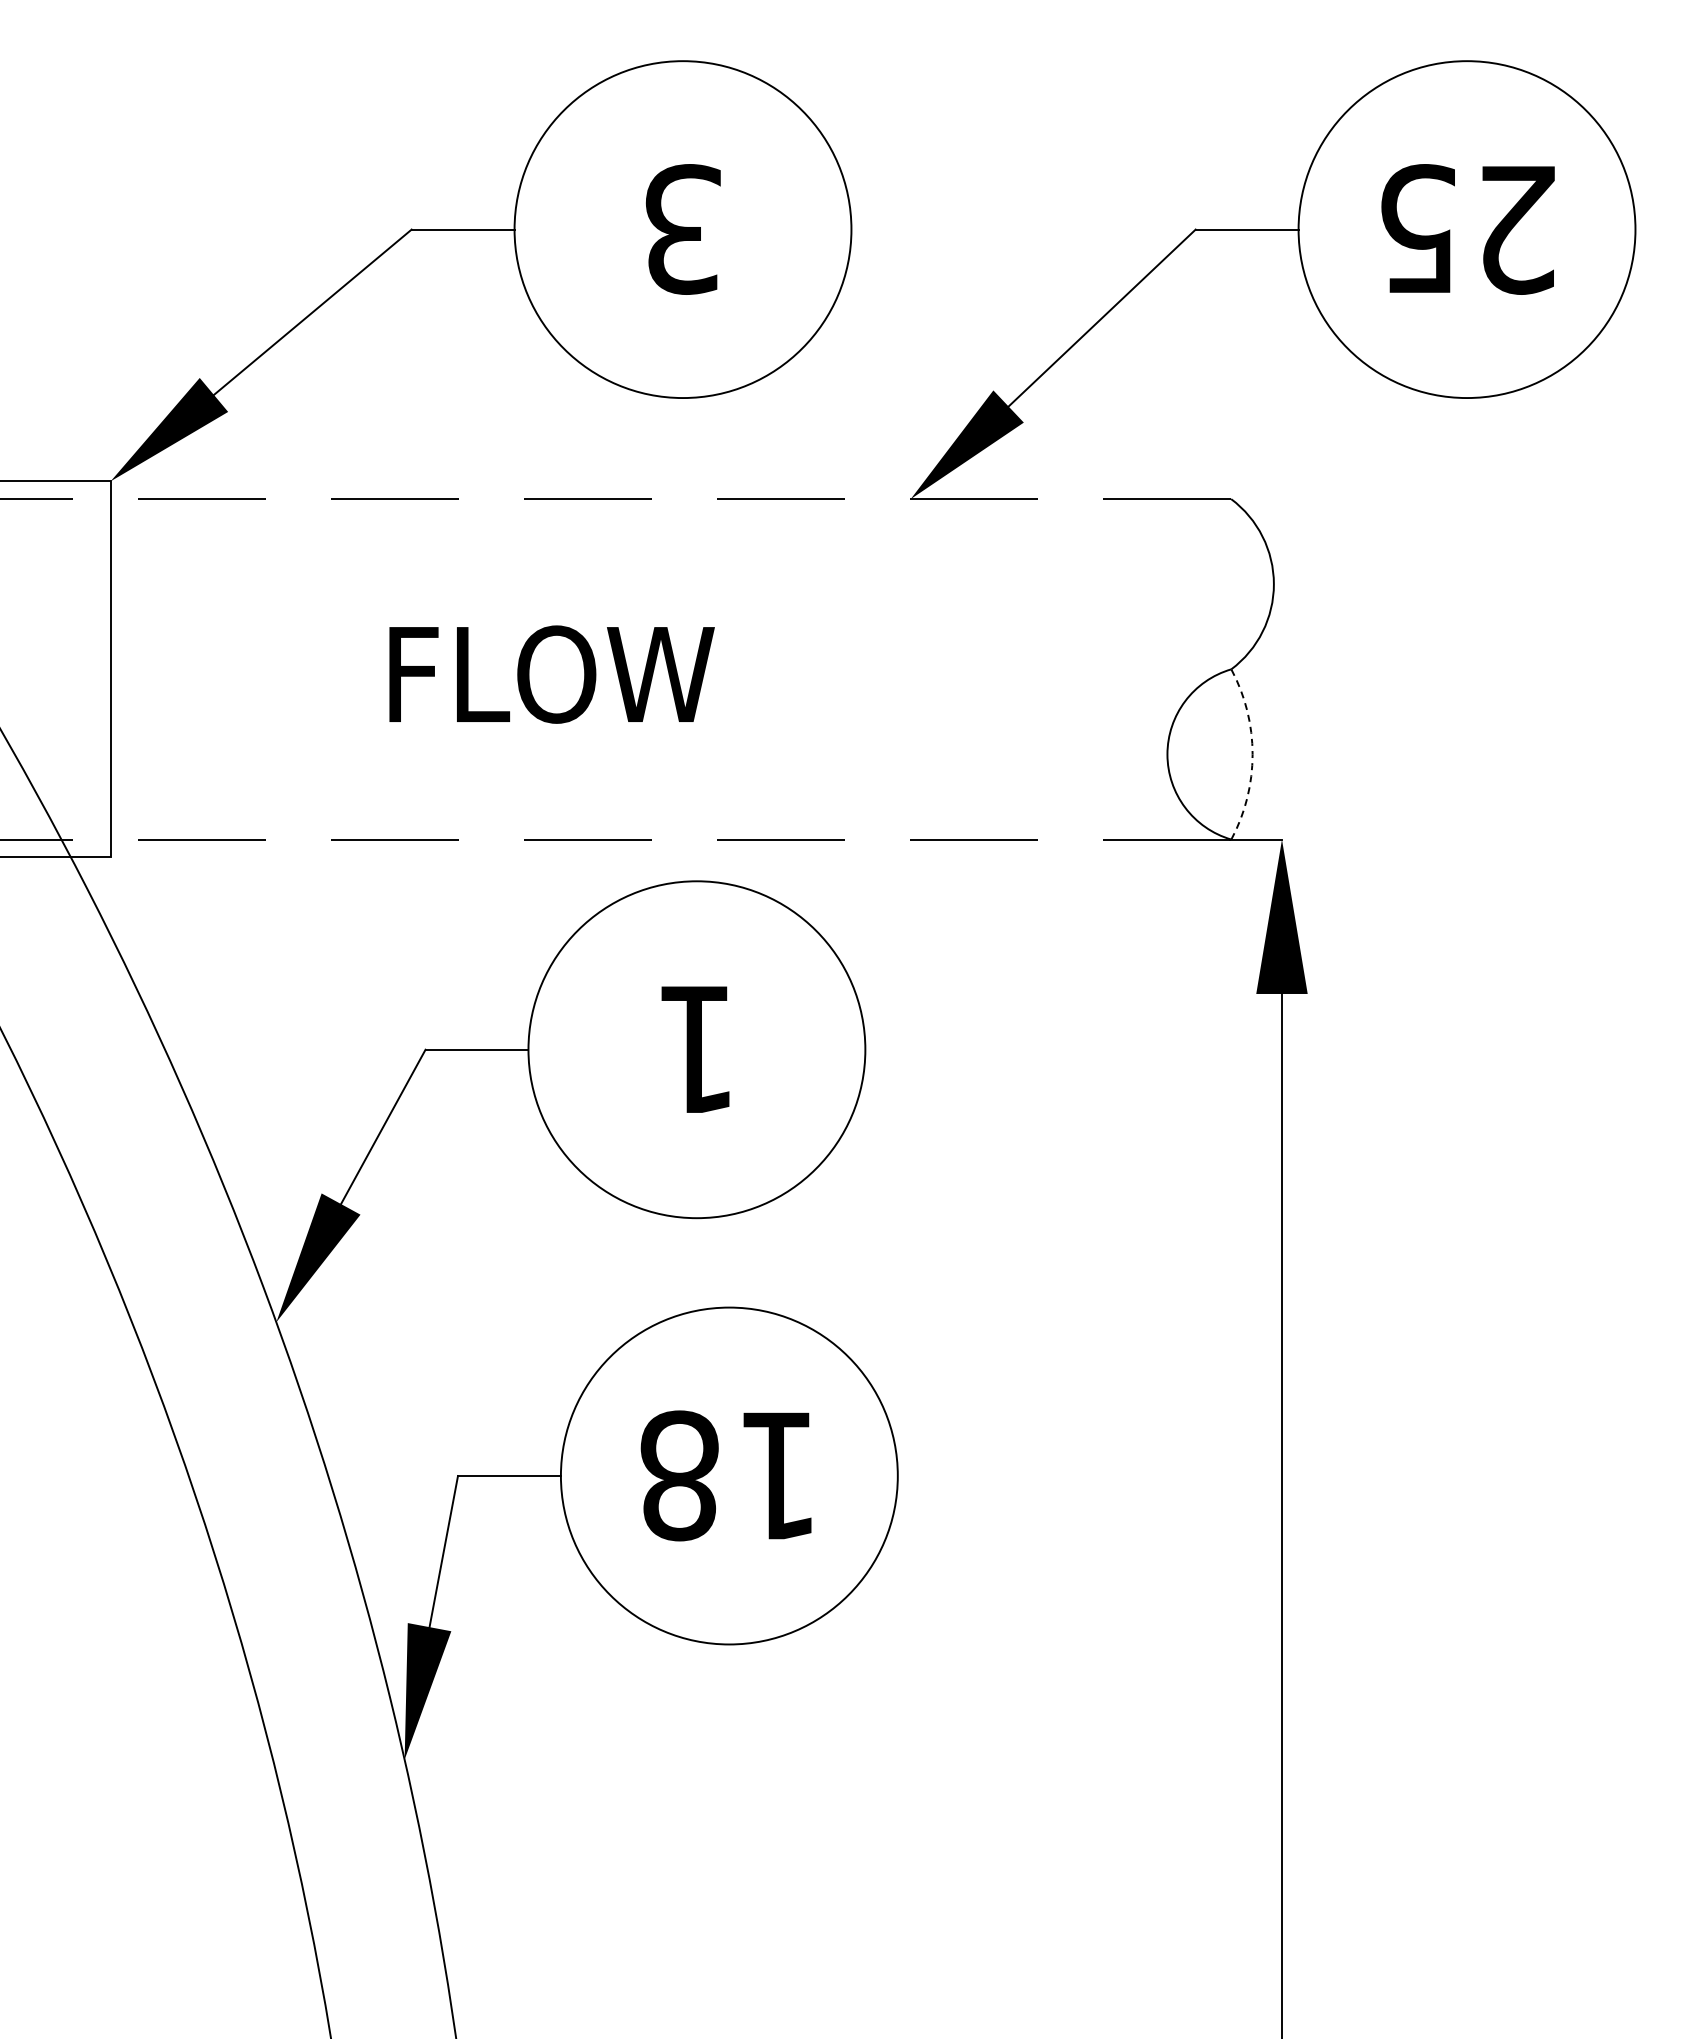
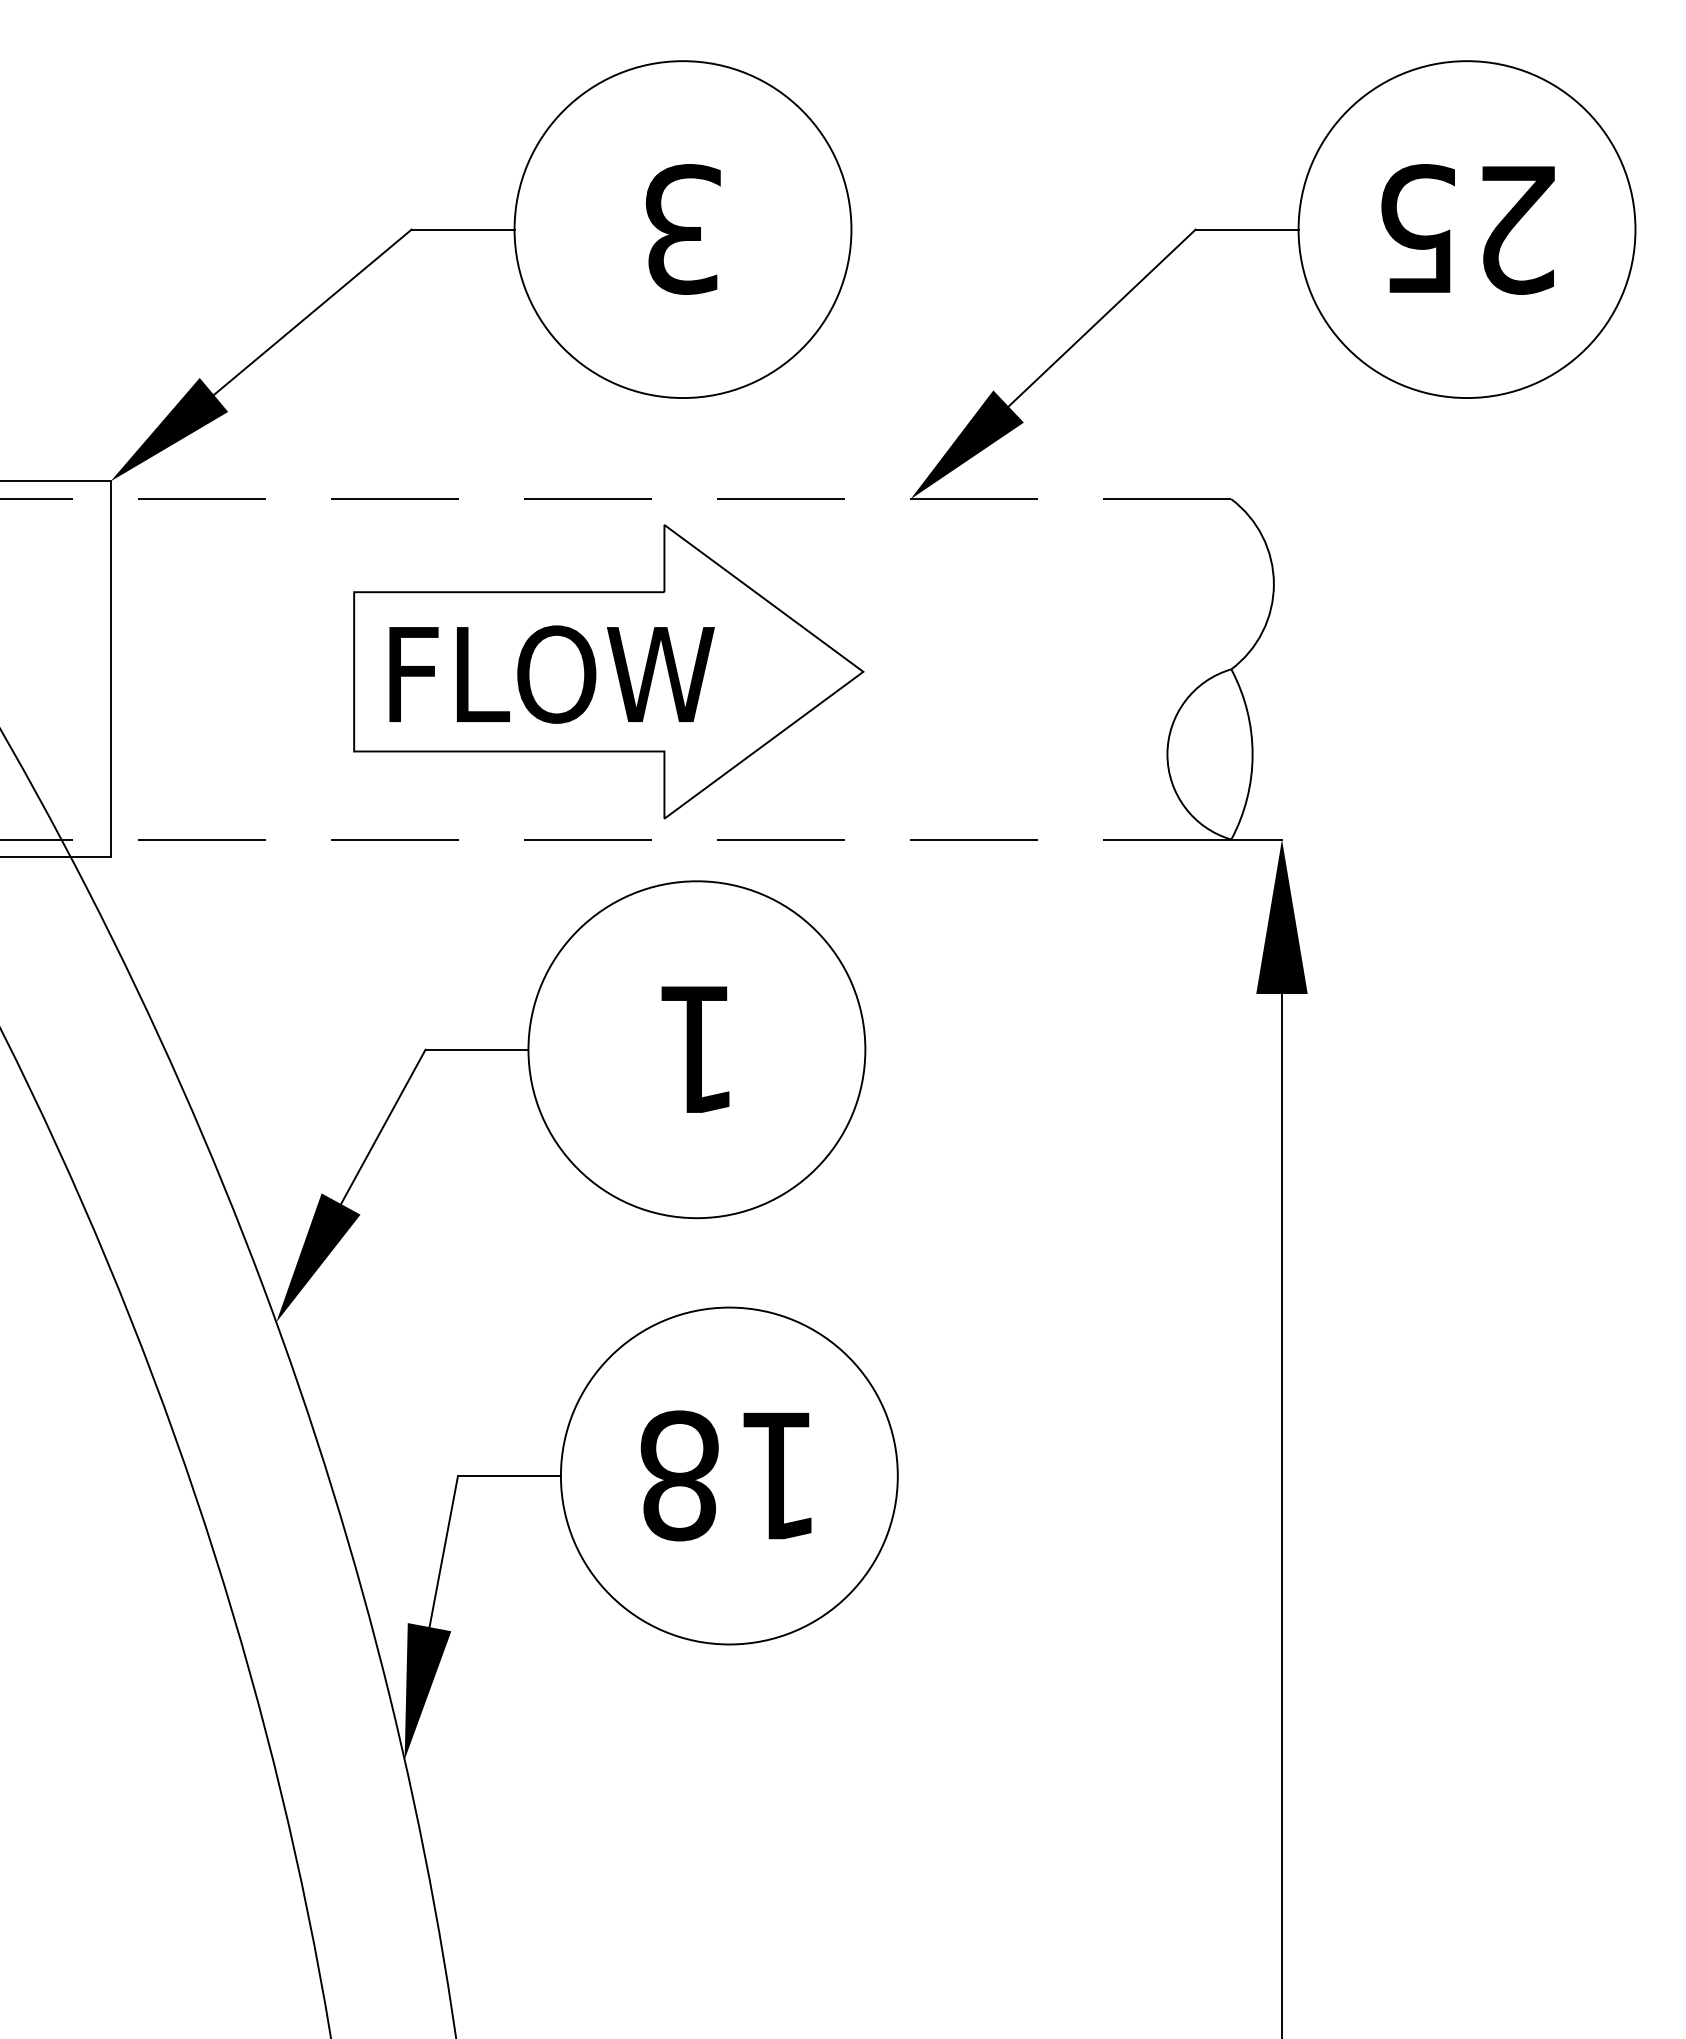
part: none -> present (608, 671)
arc: dashed -> solid (1252, 754)
